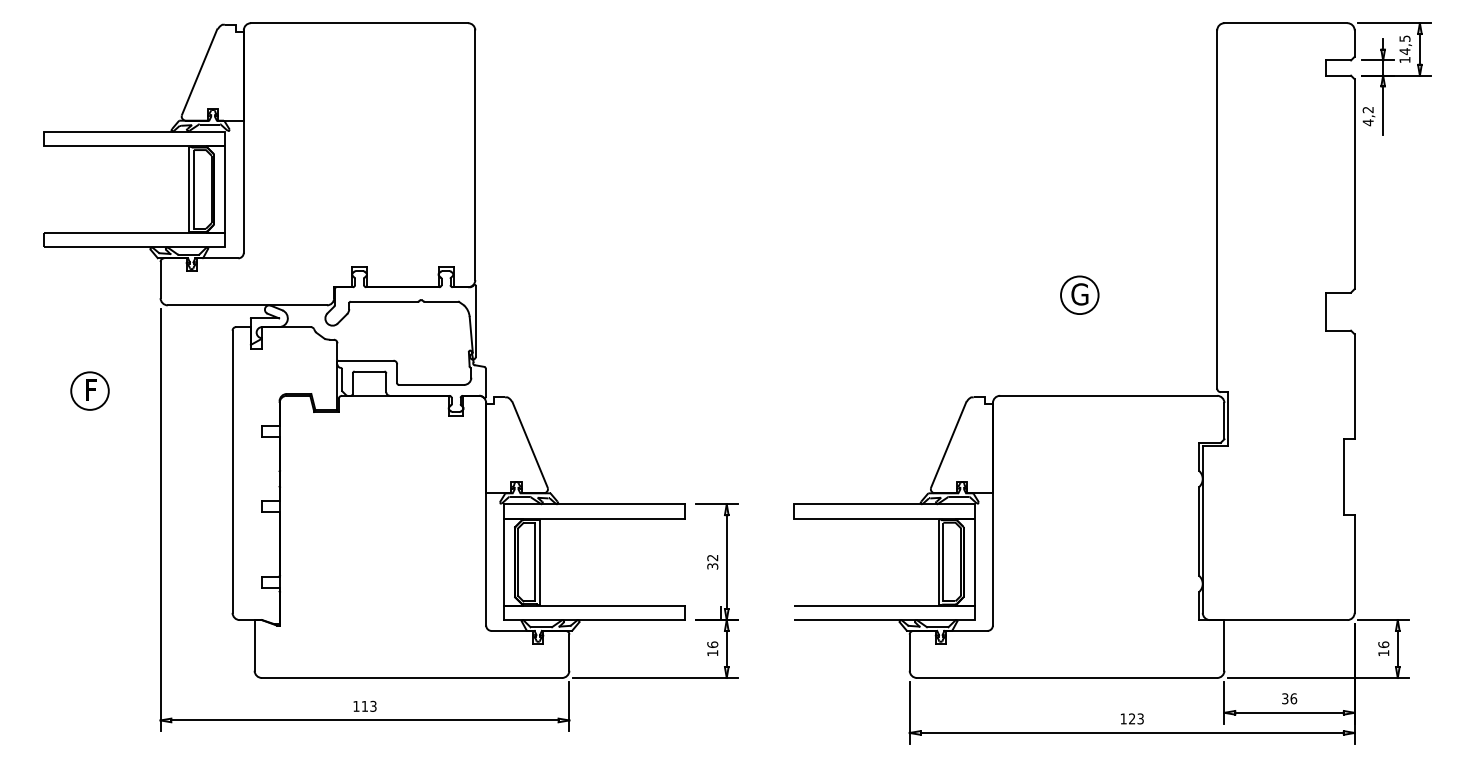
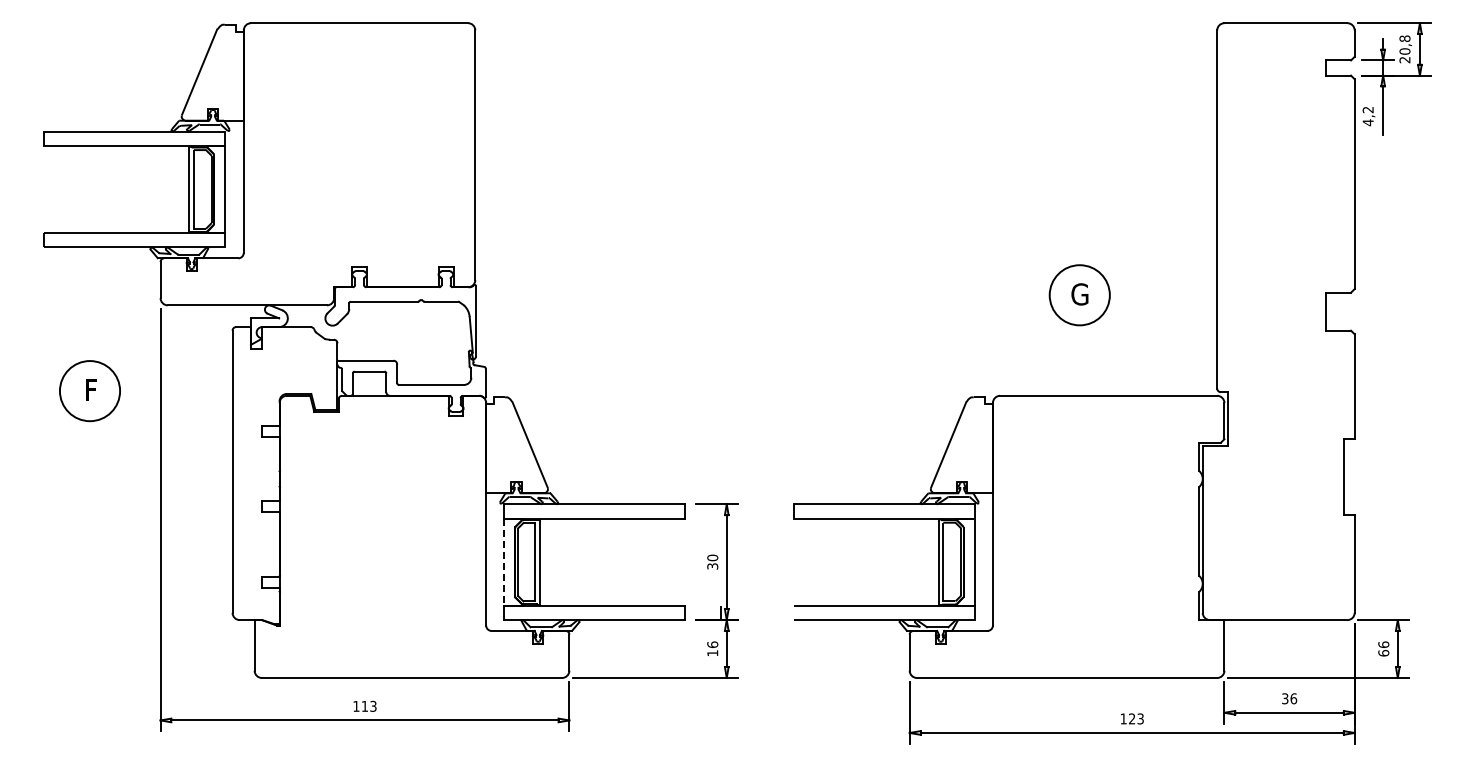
text: 14,5 -> 20,8 (1404, 49)
circle diameter: 38 px -> 60 px (1079, 295)
circle diameter: 38 px -> 60 px (89, 391)
text: 32 -> 30 (712, 557)
line: solid -> dashed (504, 562)
text: 16 -> 66 (1383, 652)
